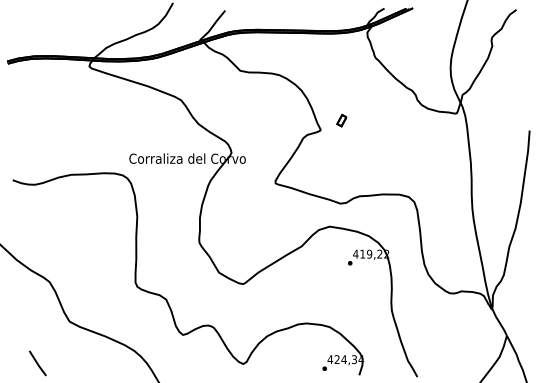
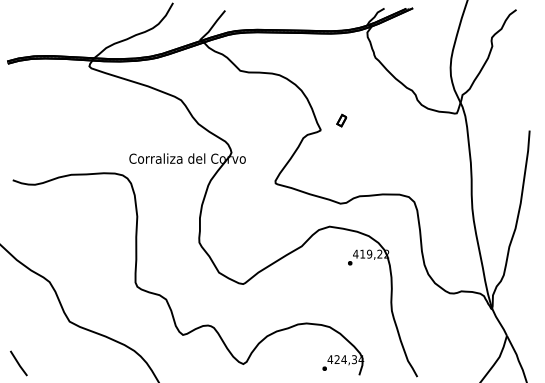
line position: (37, 363) -> (18, 363) (18, 363)
